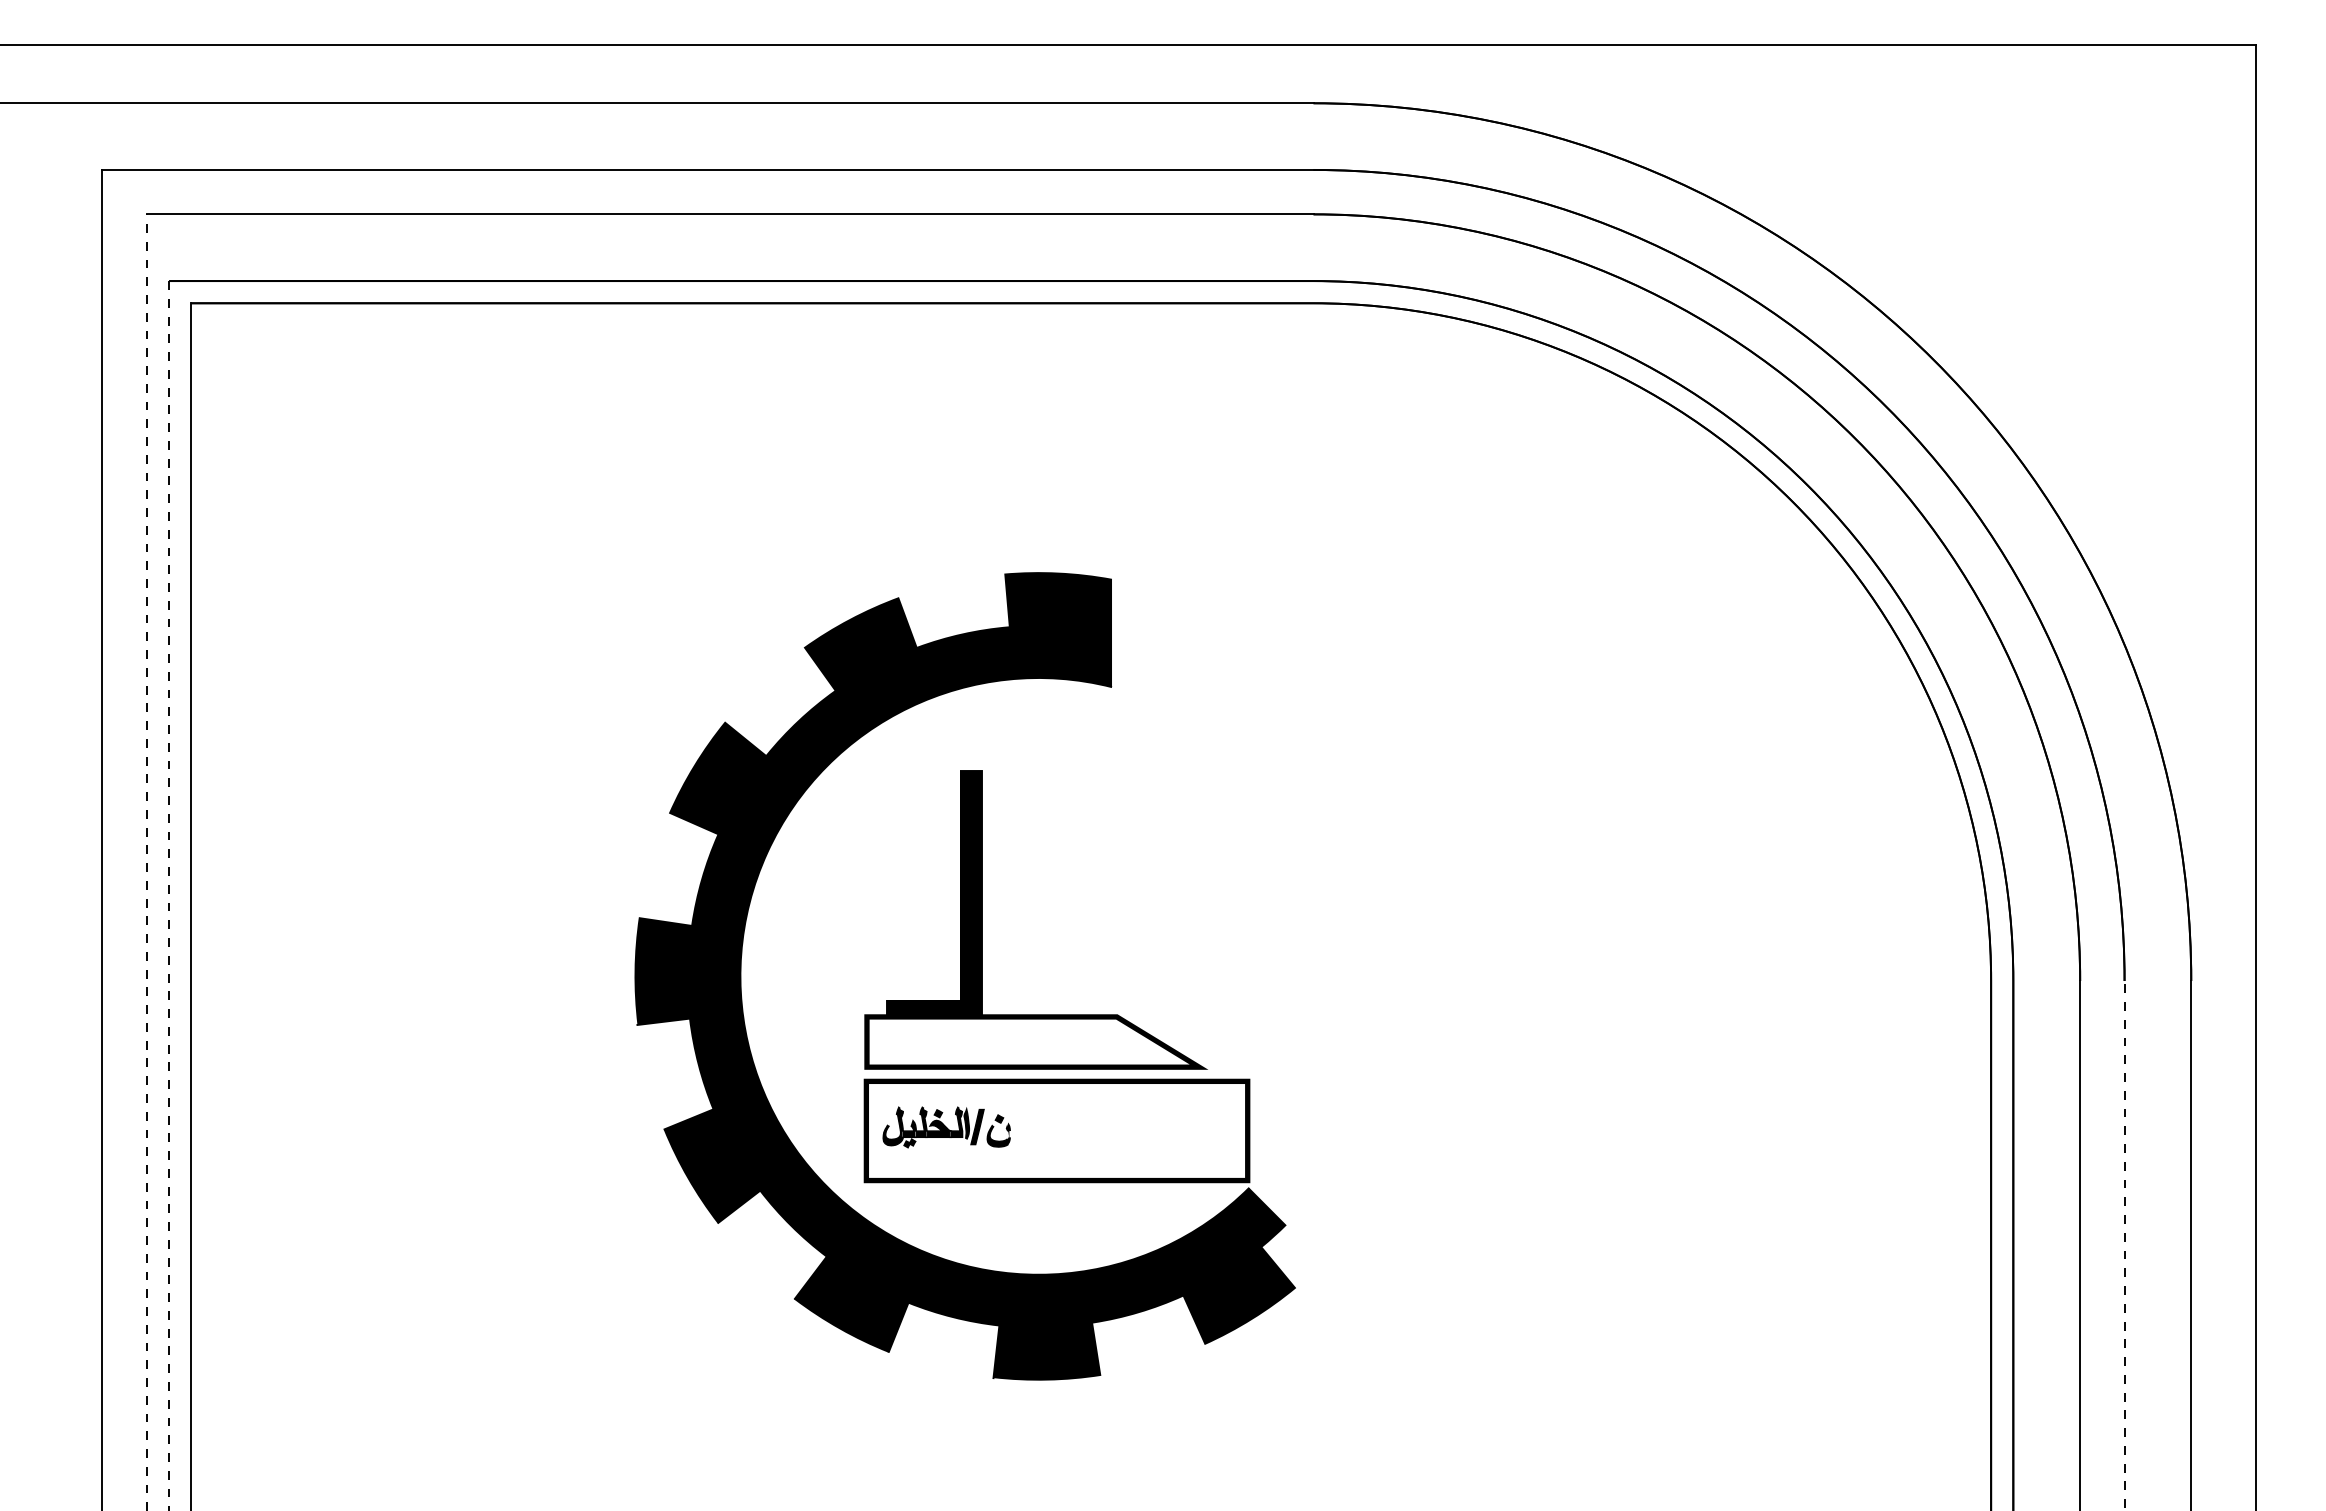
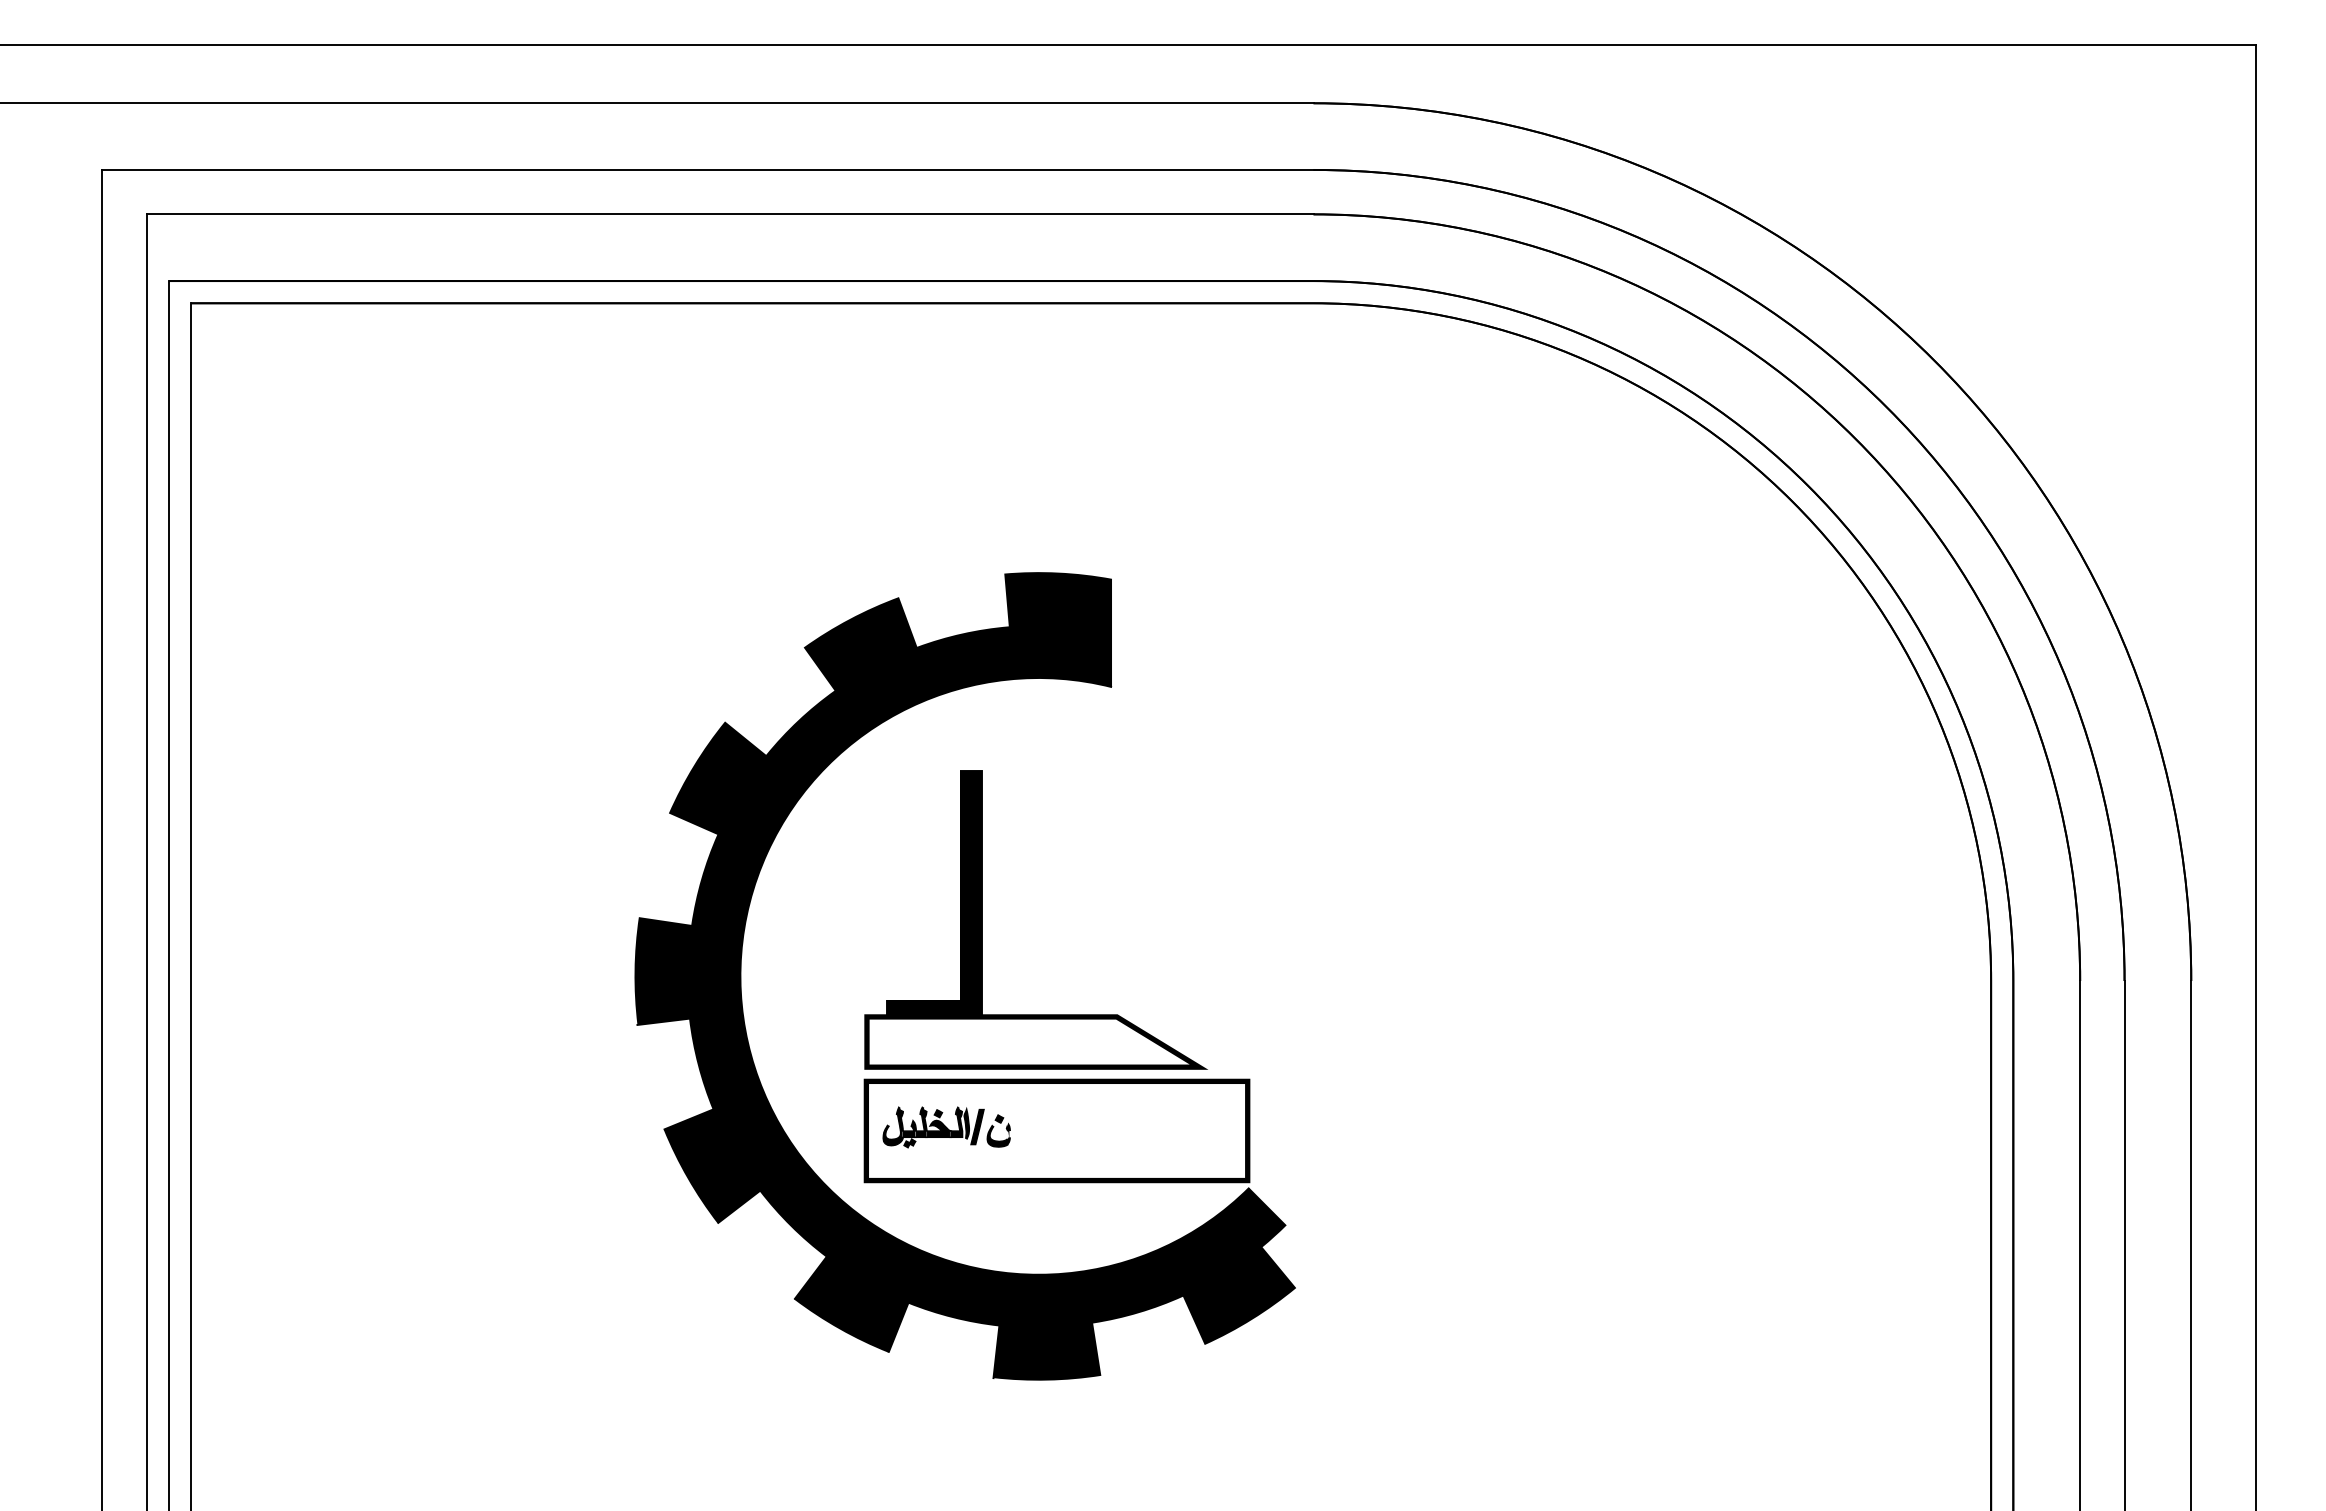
line: dashed -> solid (146, 861)
line: dashed -> solid (169, 895)
line: dashed -> solid (2124, 1245)
